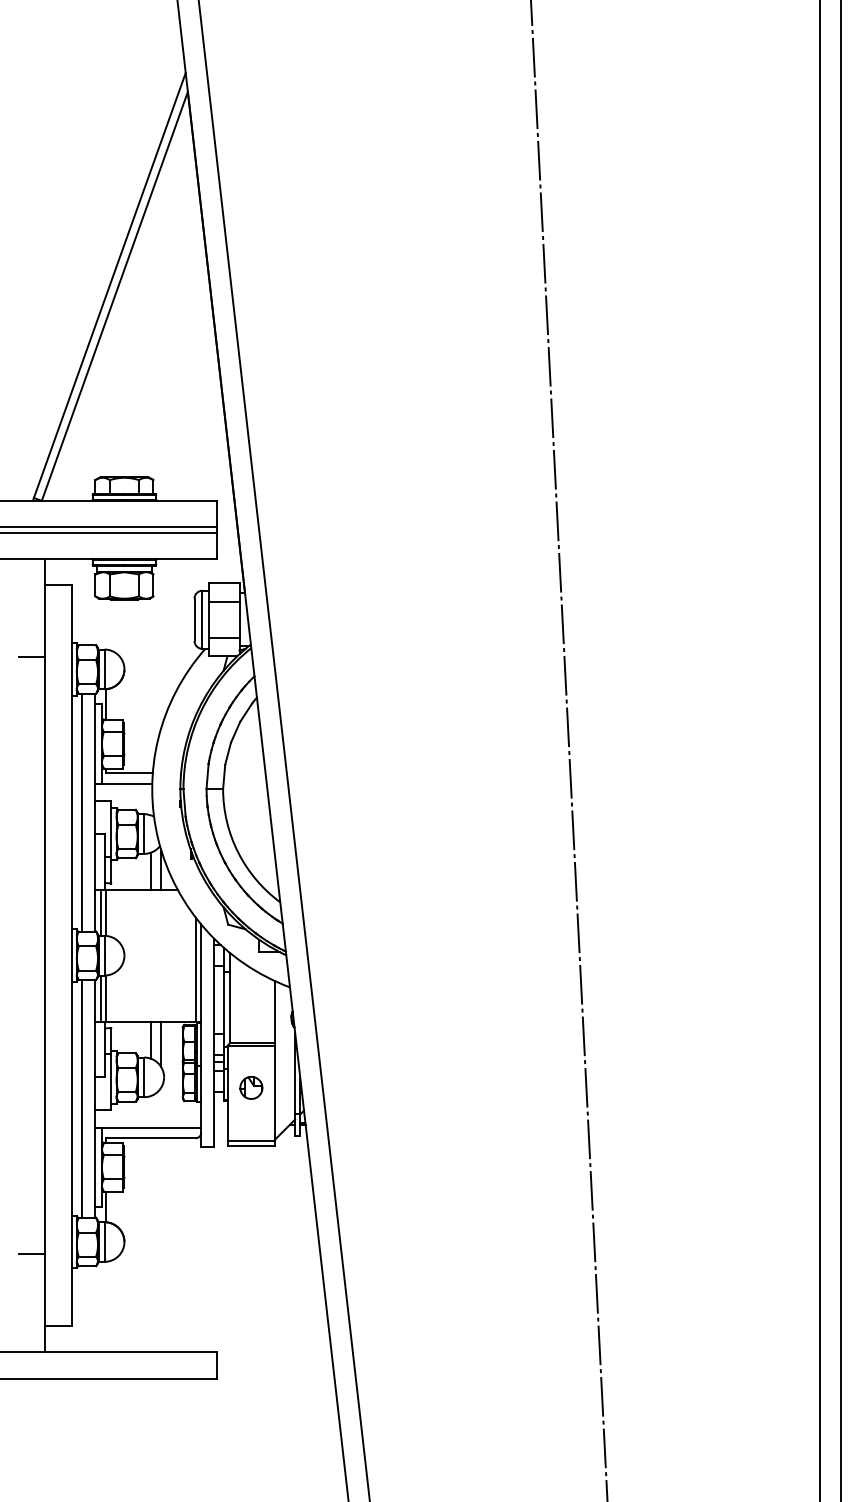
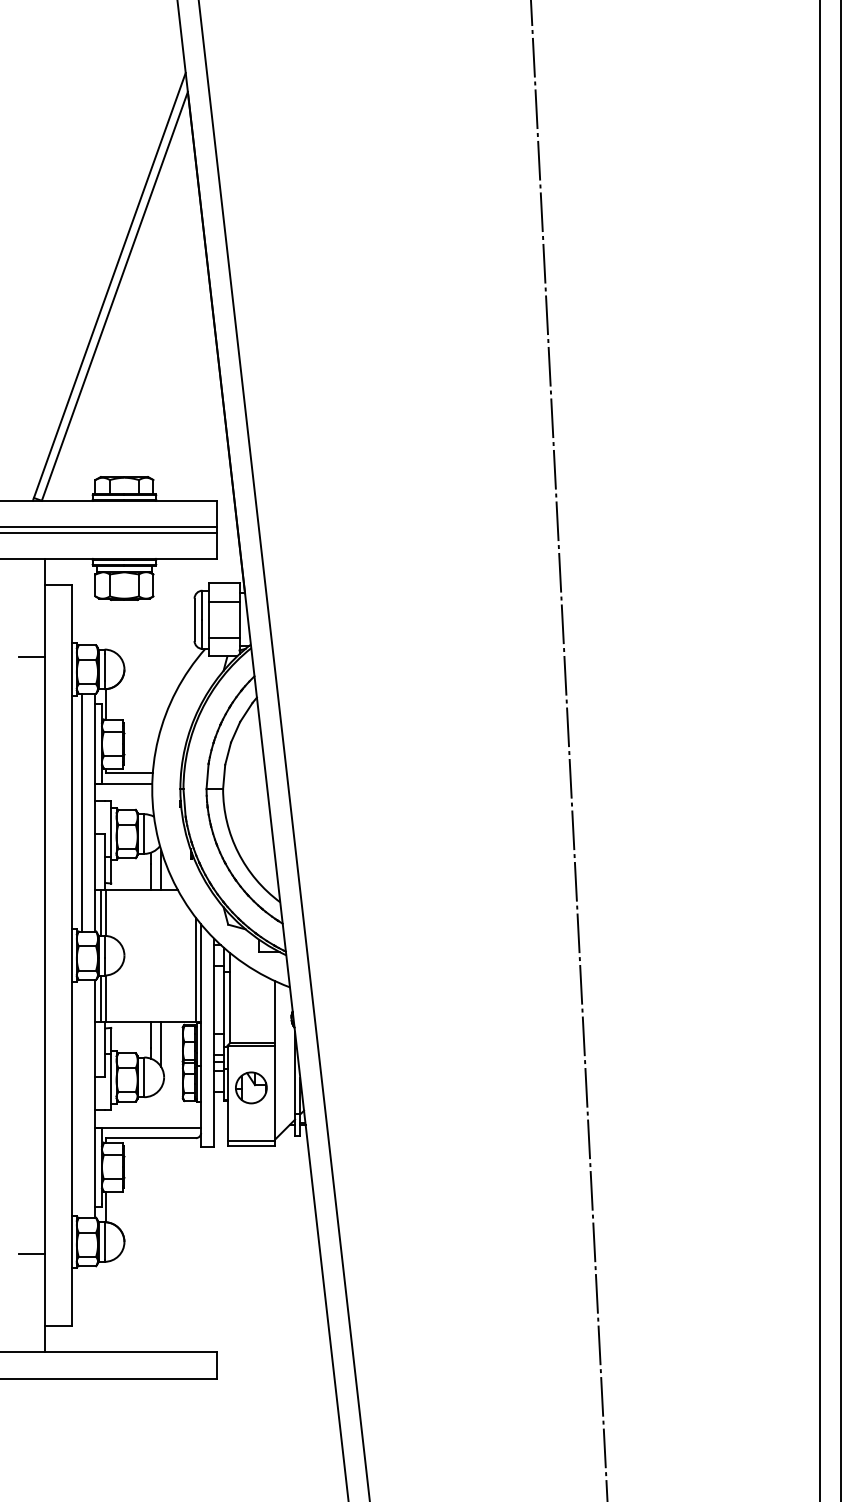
part size: 25x24 px -> 33x34 px (251, 1087)
line: present -> none (82, 1098)
